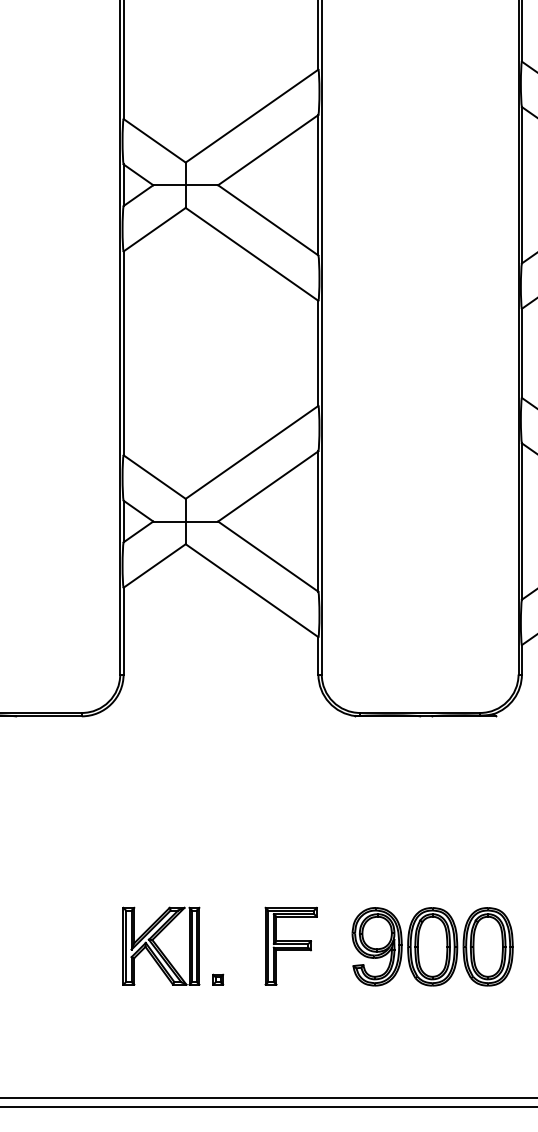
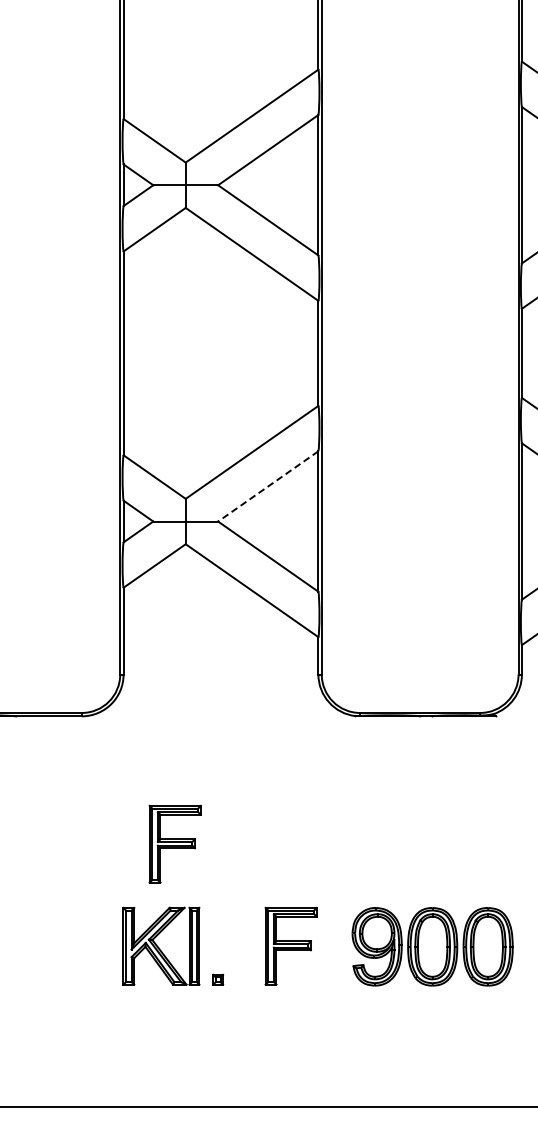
line: solid -> dashed (267, 486)
part: none -> present (174, 843)
line: present -> none (268, 1098)
